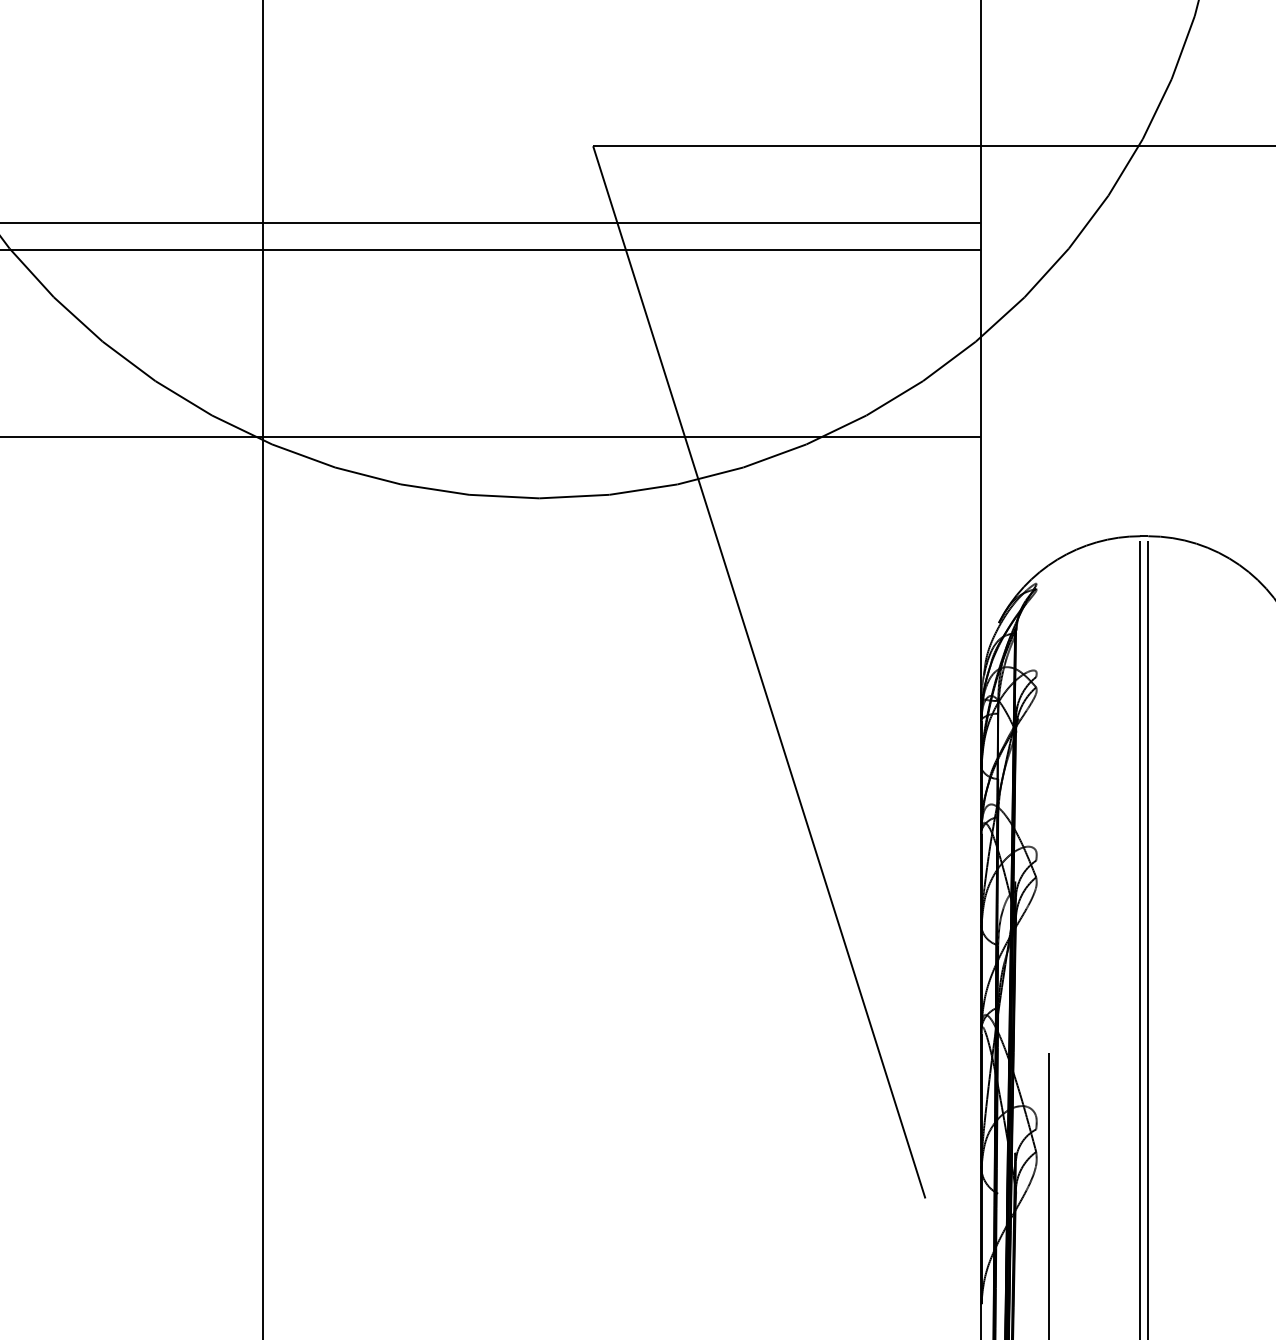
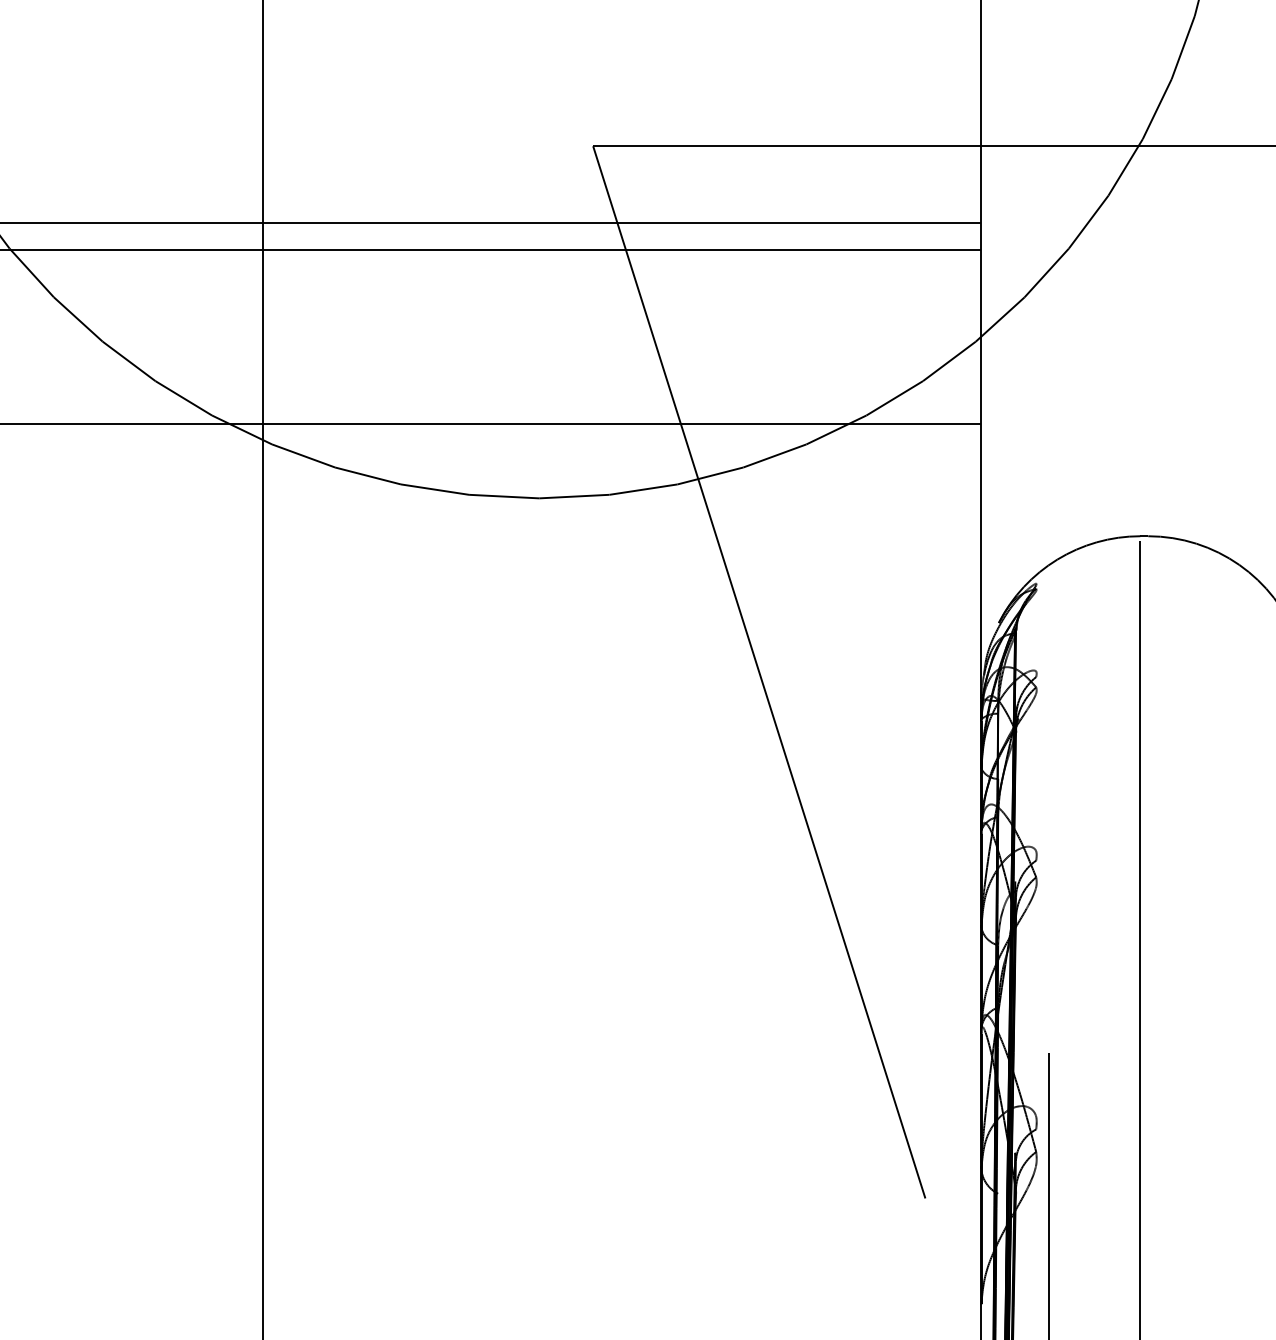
line position: (491, 436) -> (491, 423) (491, 423)
line: present -> none (1148, 938)
